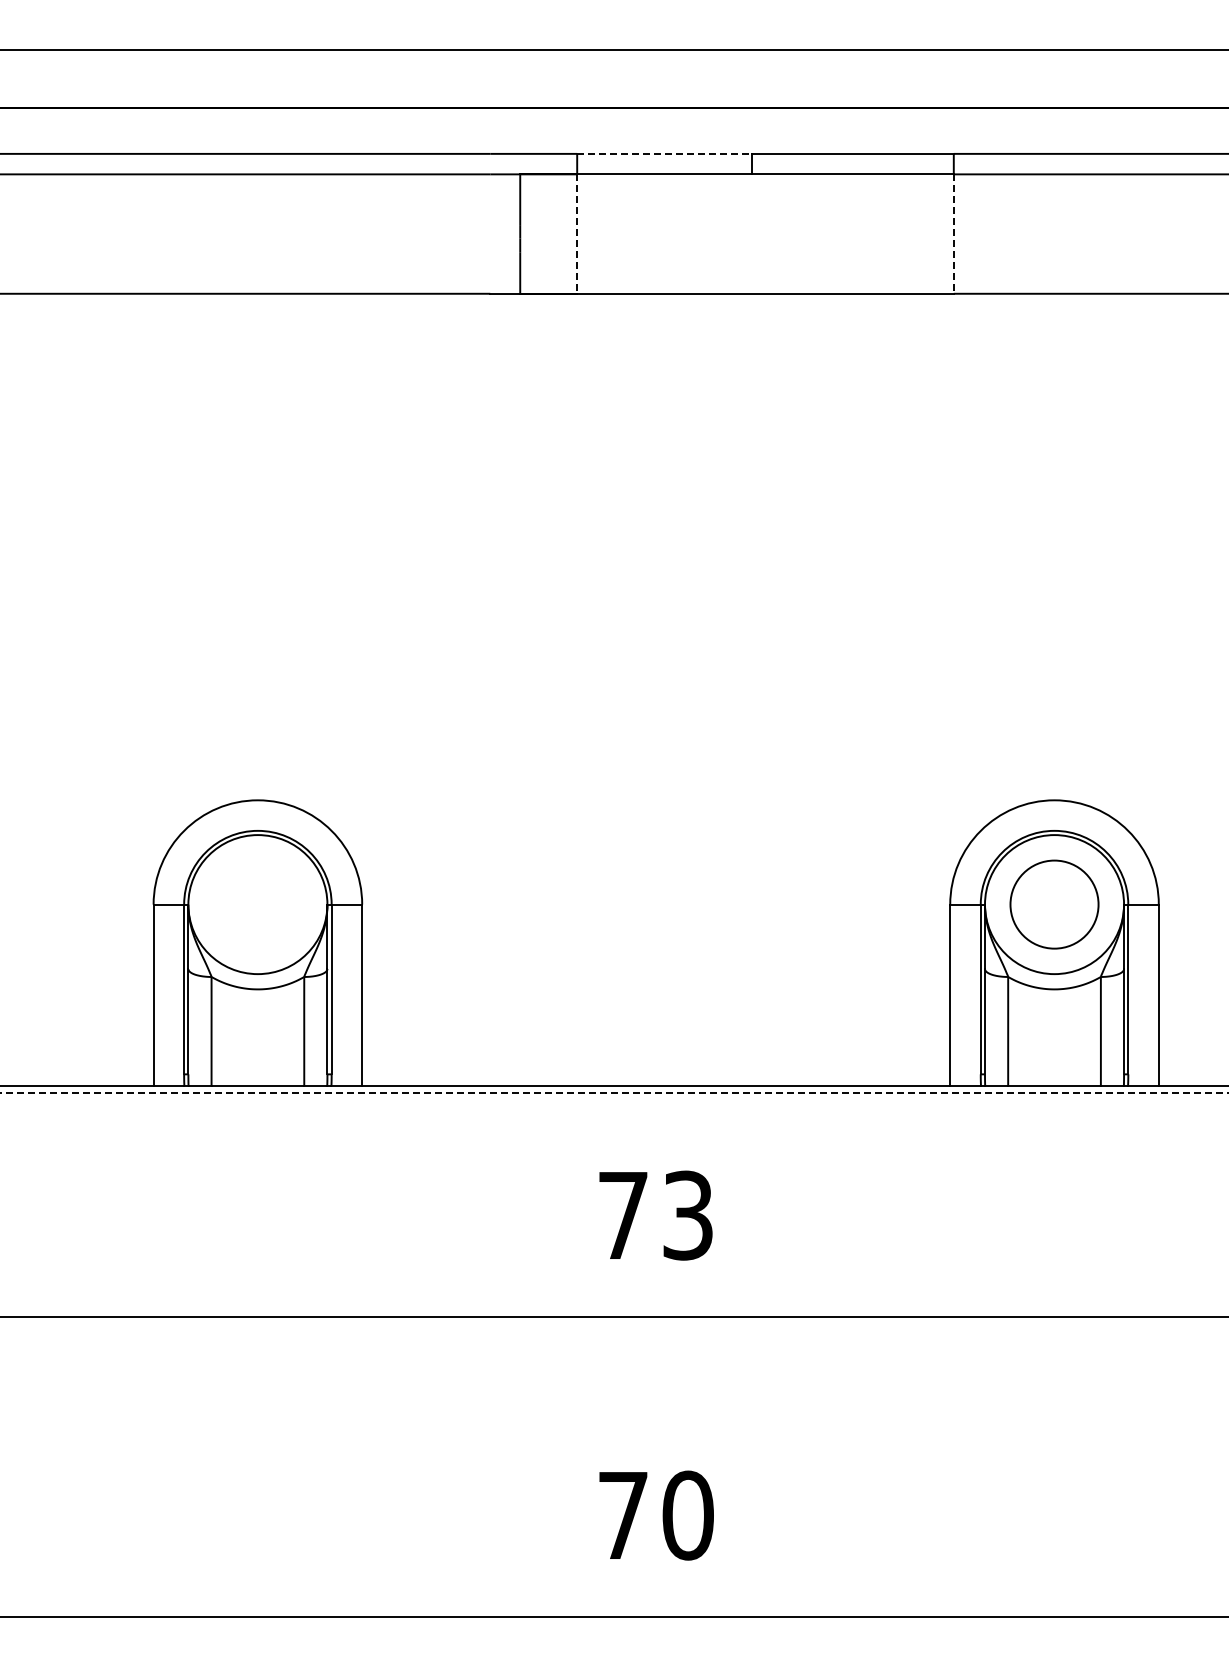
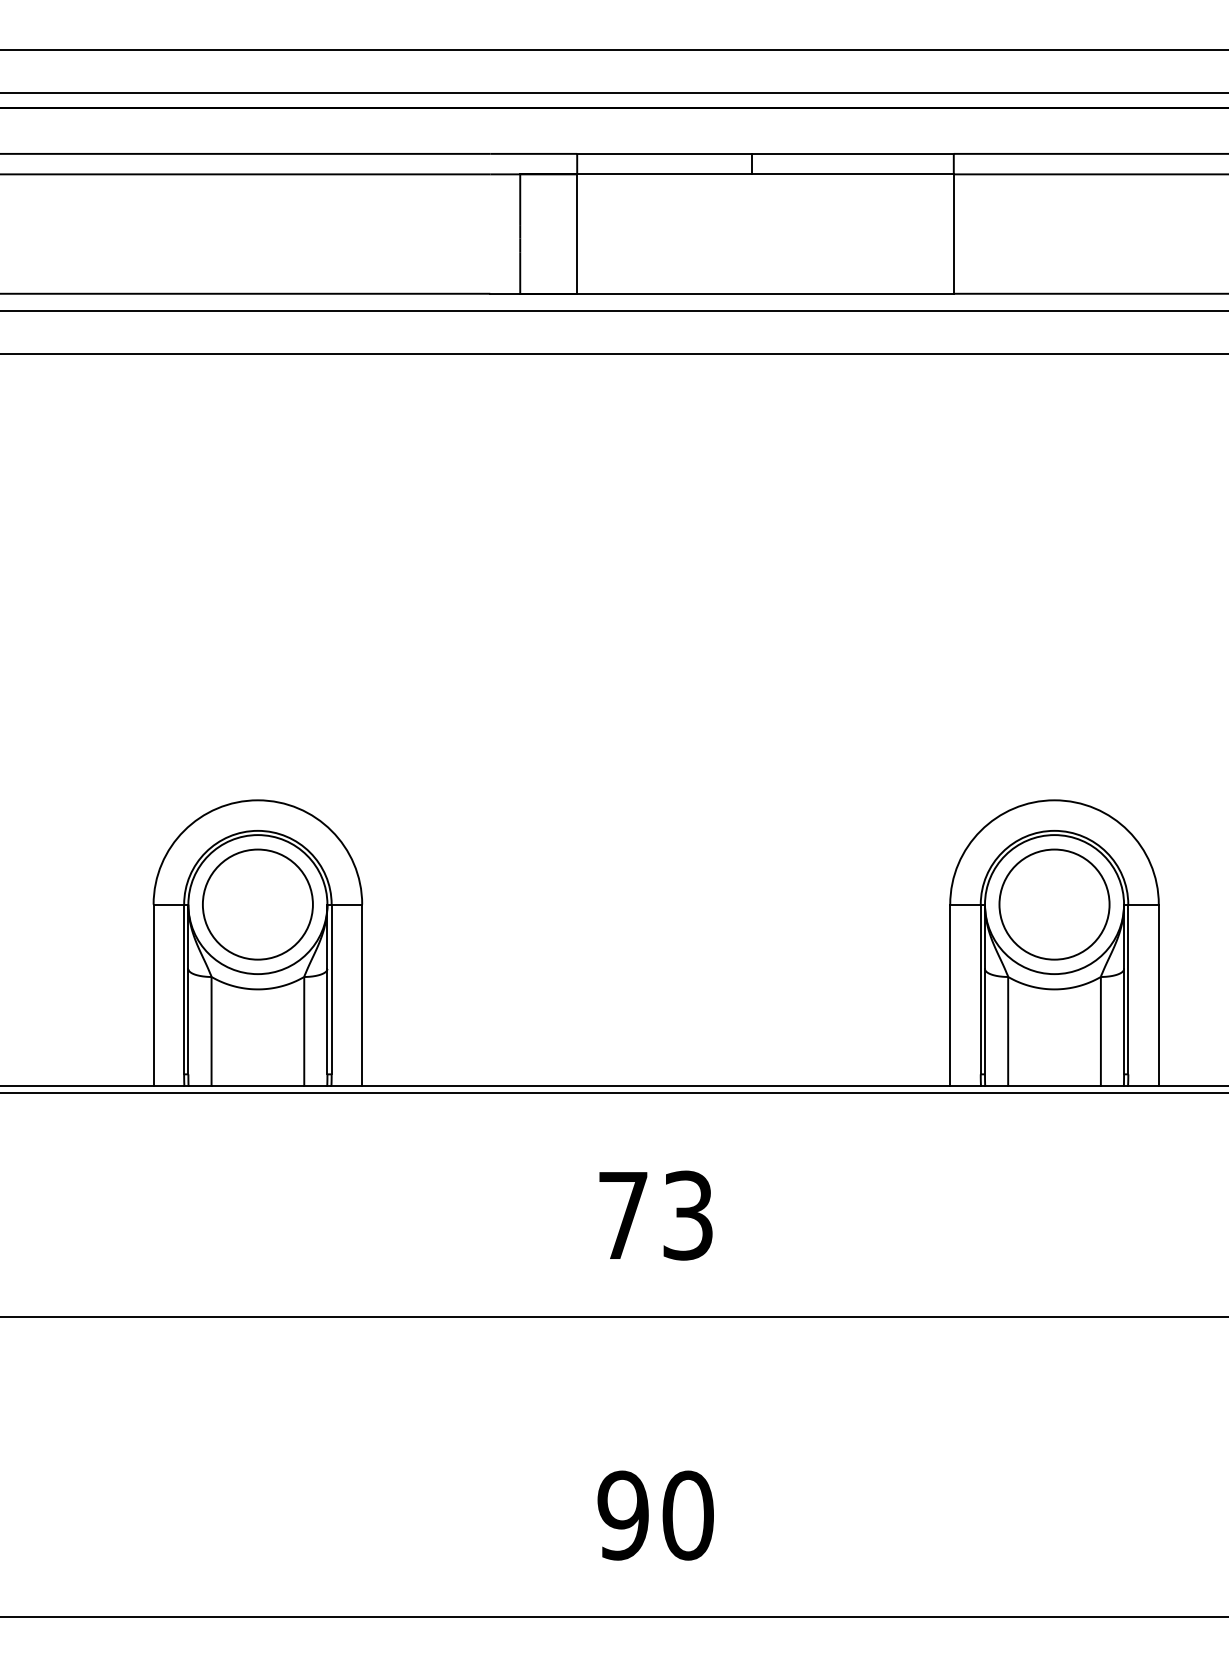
line: none -> present (613, 93)
line: dashed -> solid (665, 153)
line: dashed -> solid (577, 234)
line: dashed -> solid (953, 234)
line: none -> present (613, 310)
line: none -> present (613, 354)
circle: none -> present (257, 904)
circle diameter: 88 px -> 110 px (1054, 904)
line: dashed -> solid (614, 1092)
text: 70 -> 90 (622, 1515)
